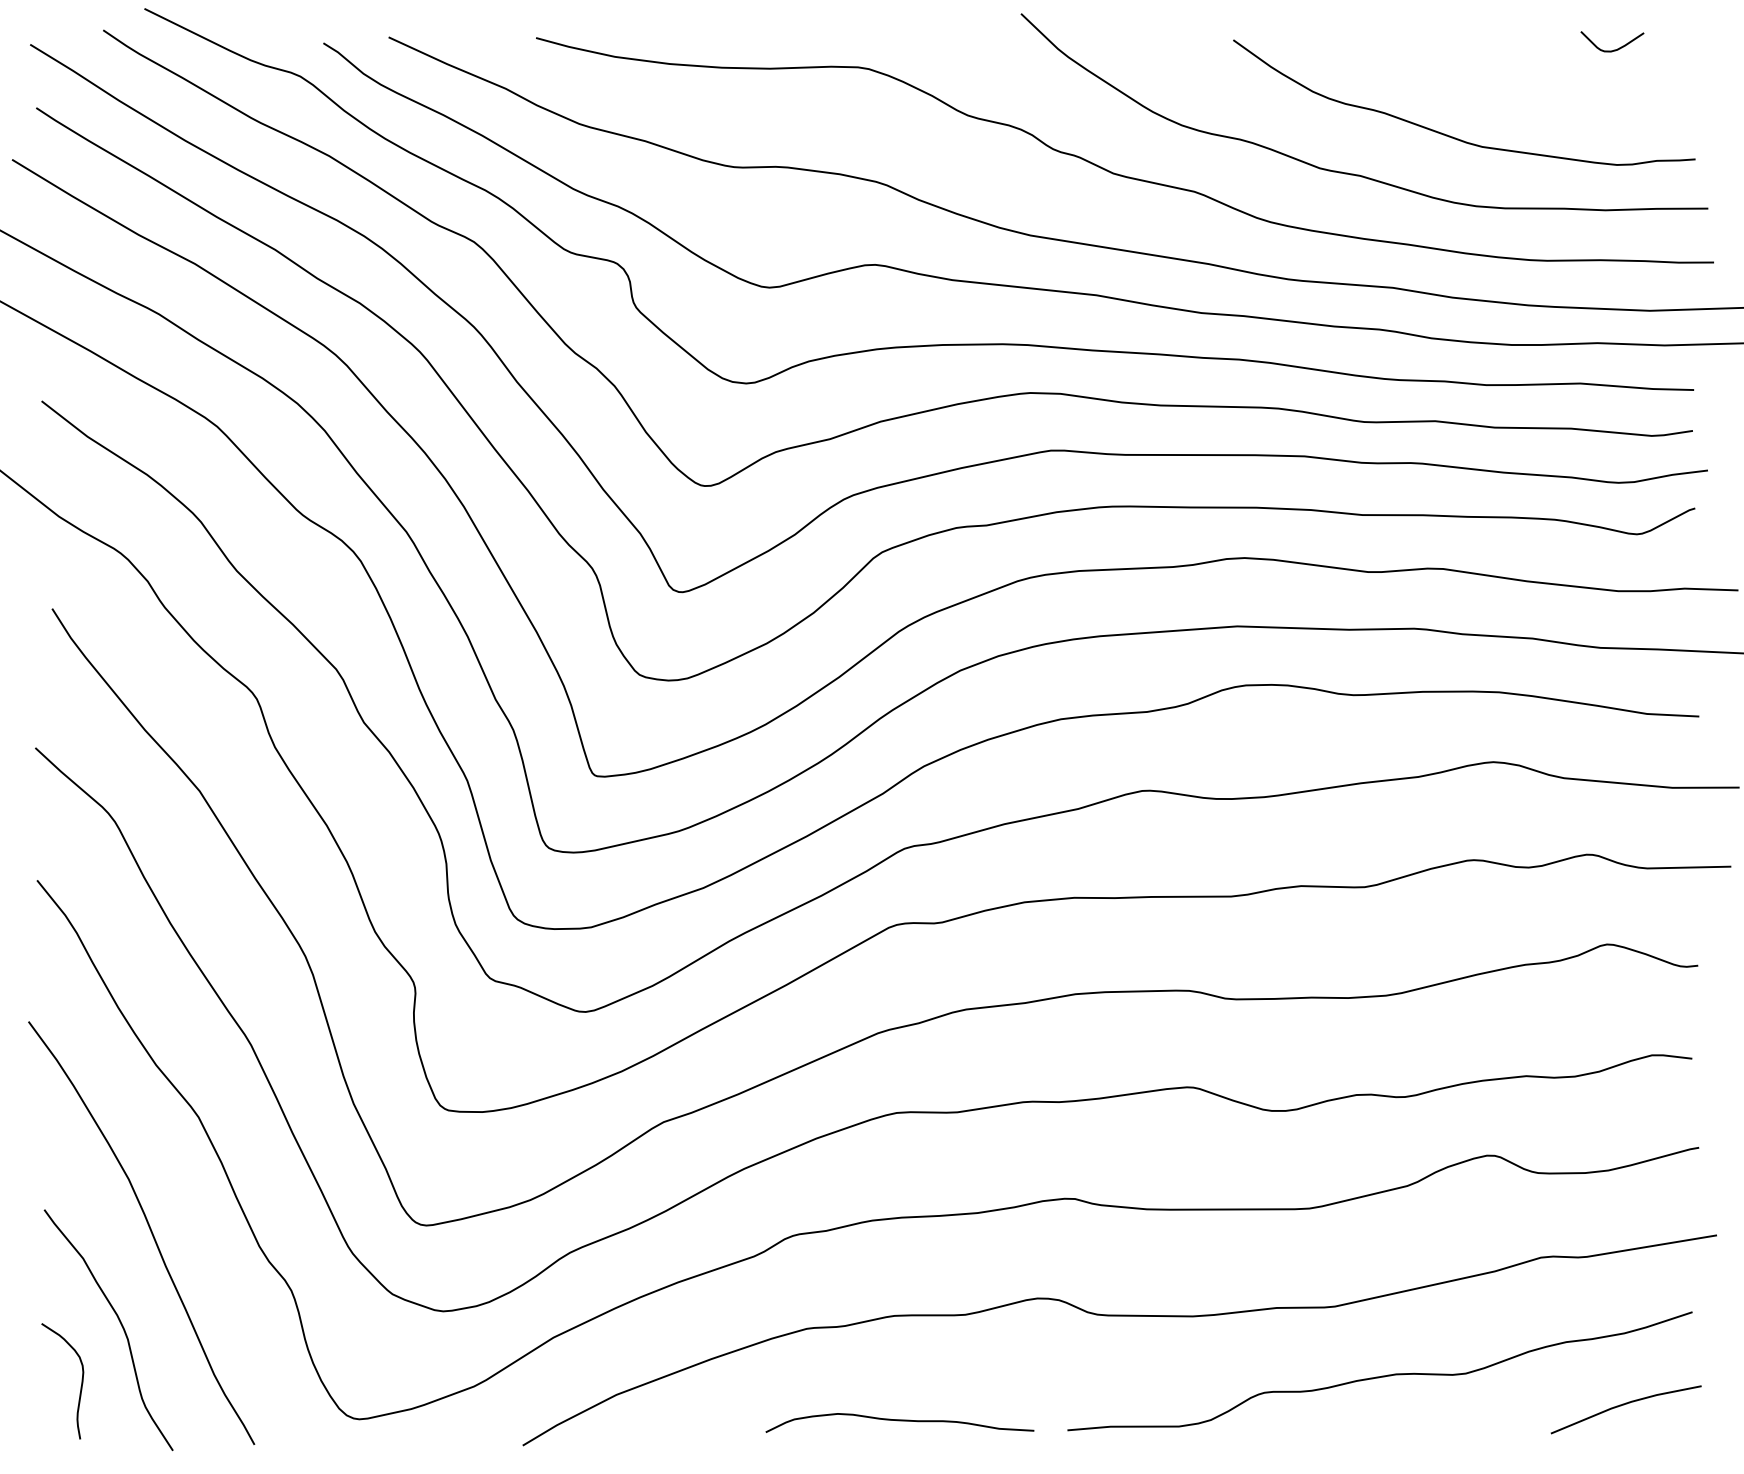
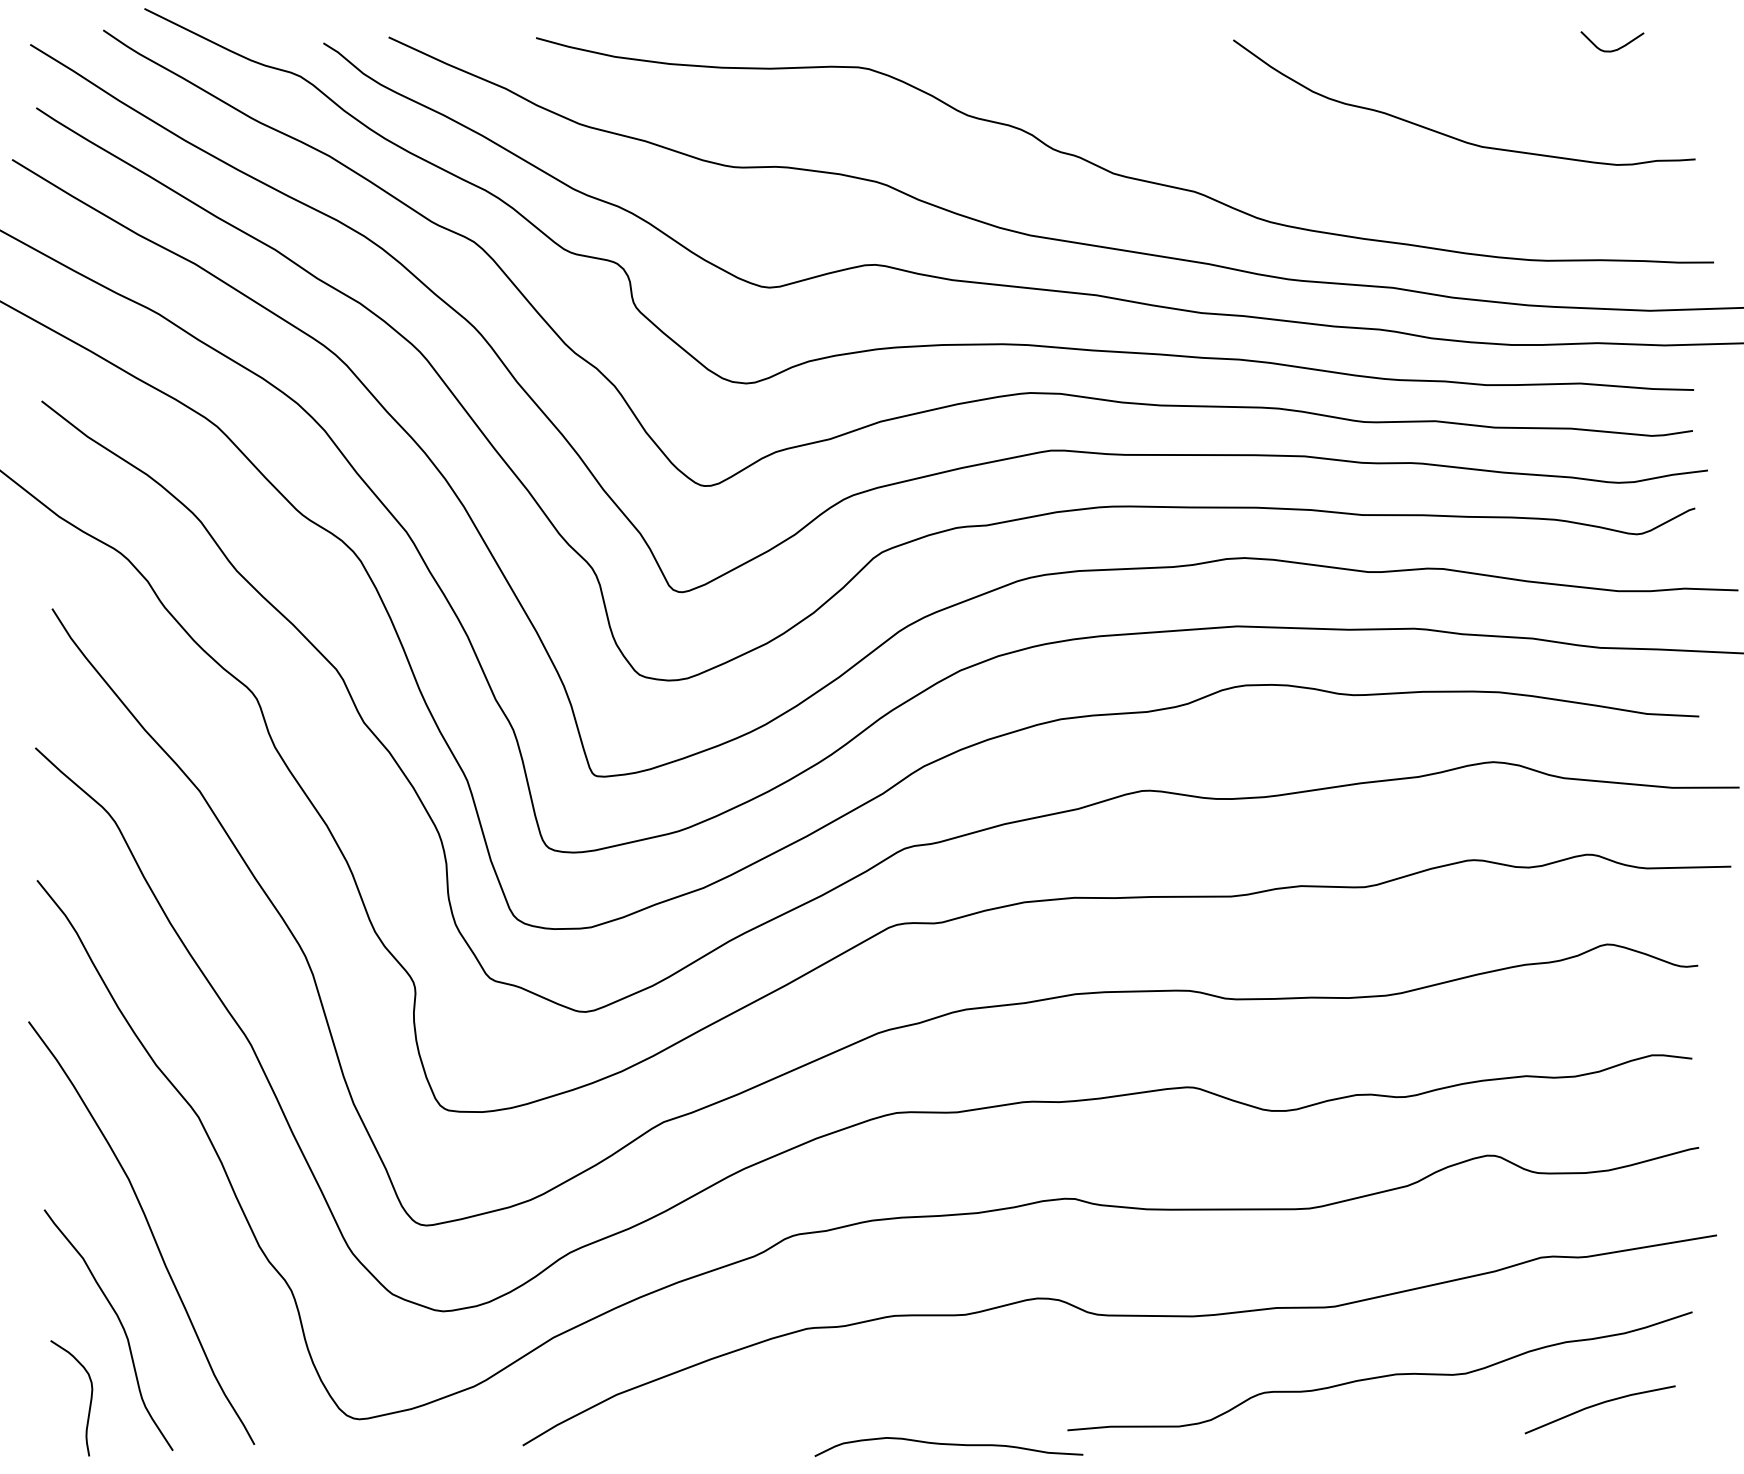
curve: present -> none (1353, 173)
curve position: (80, 1386) -> (89, 1403) (89, 1403)
line position: (1624, 1405) -> (1598, 1405) (1598, 1405)
curve position: (899, 1421) -> (948, 1445) (948, 1445)
